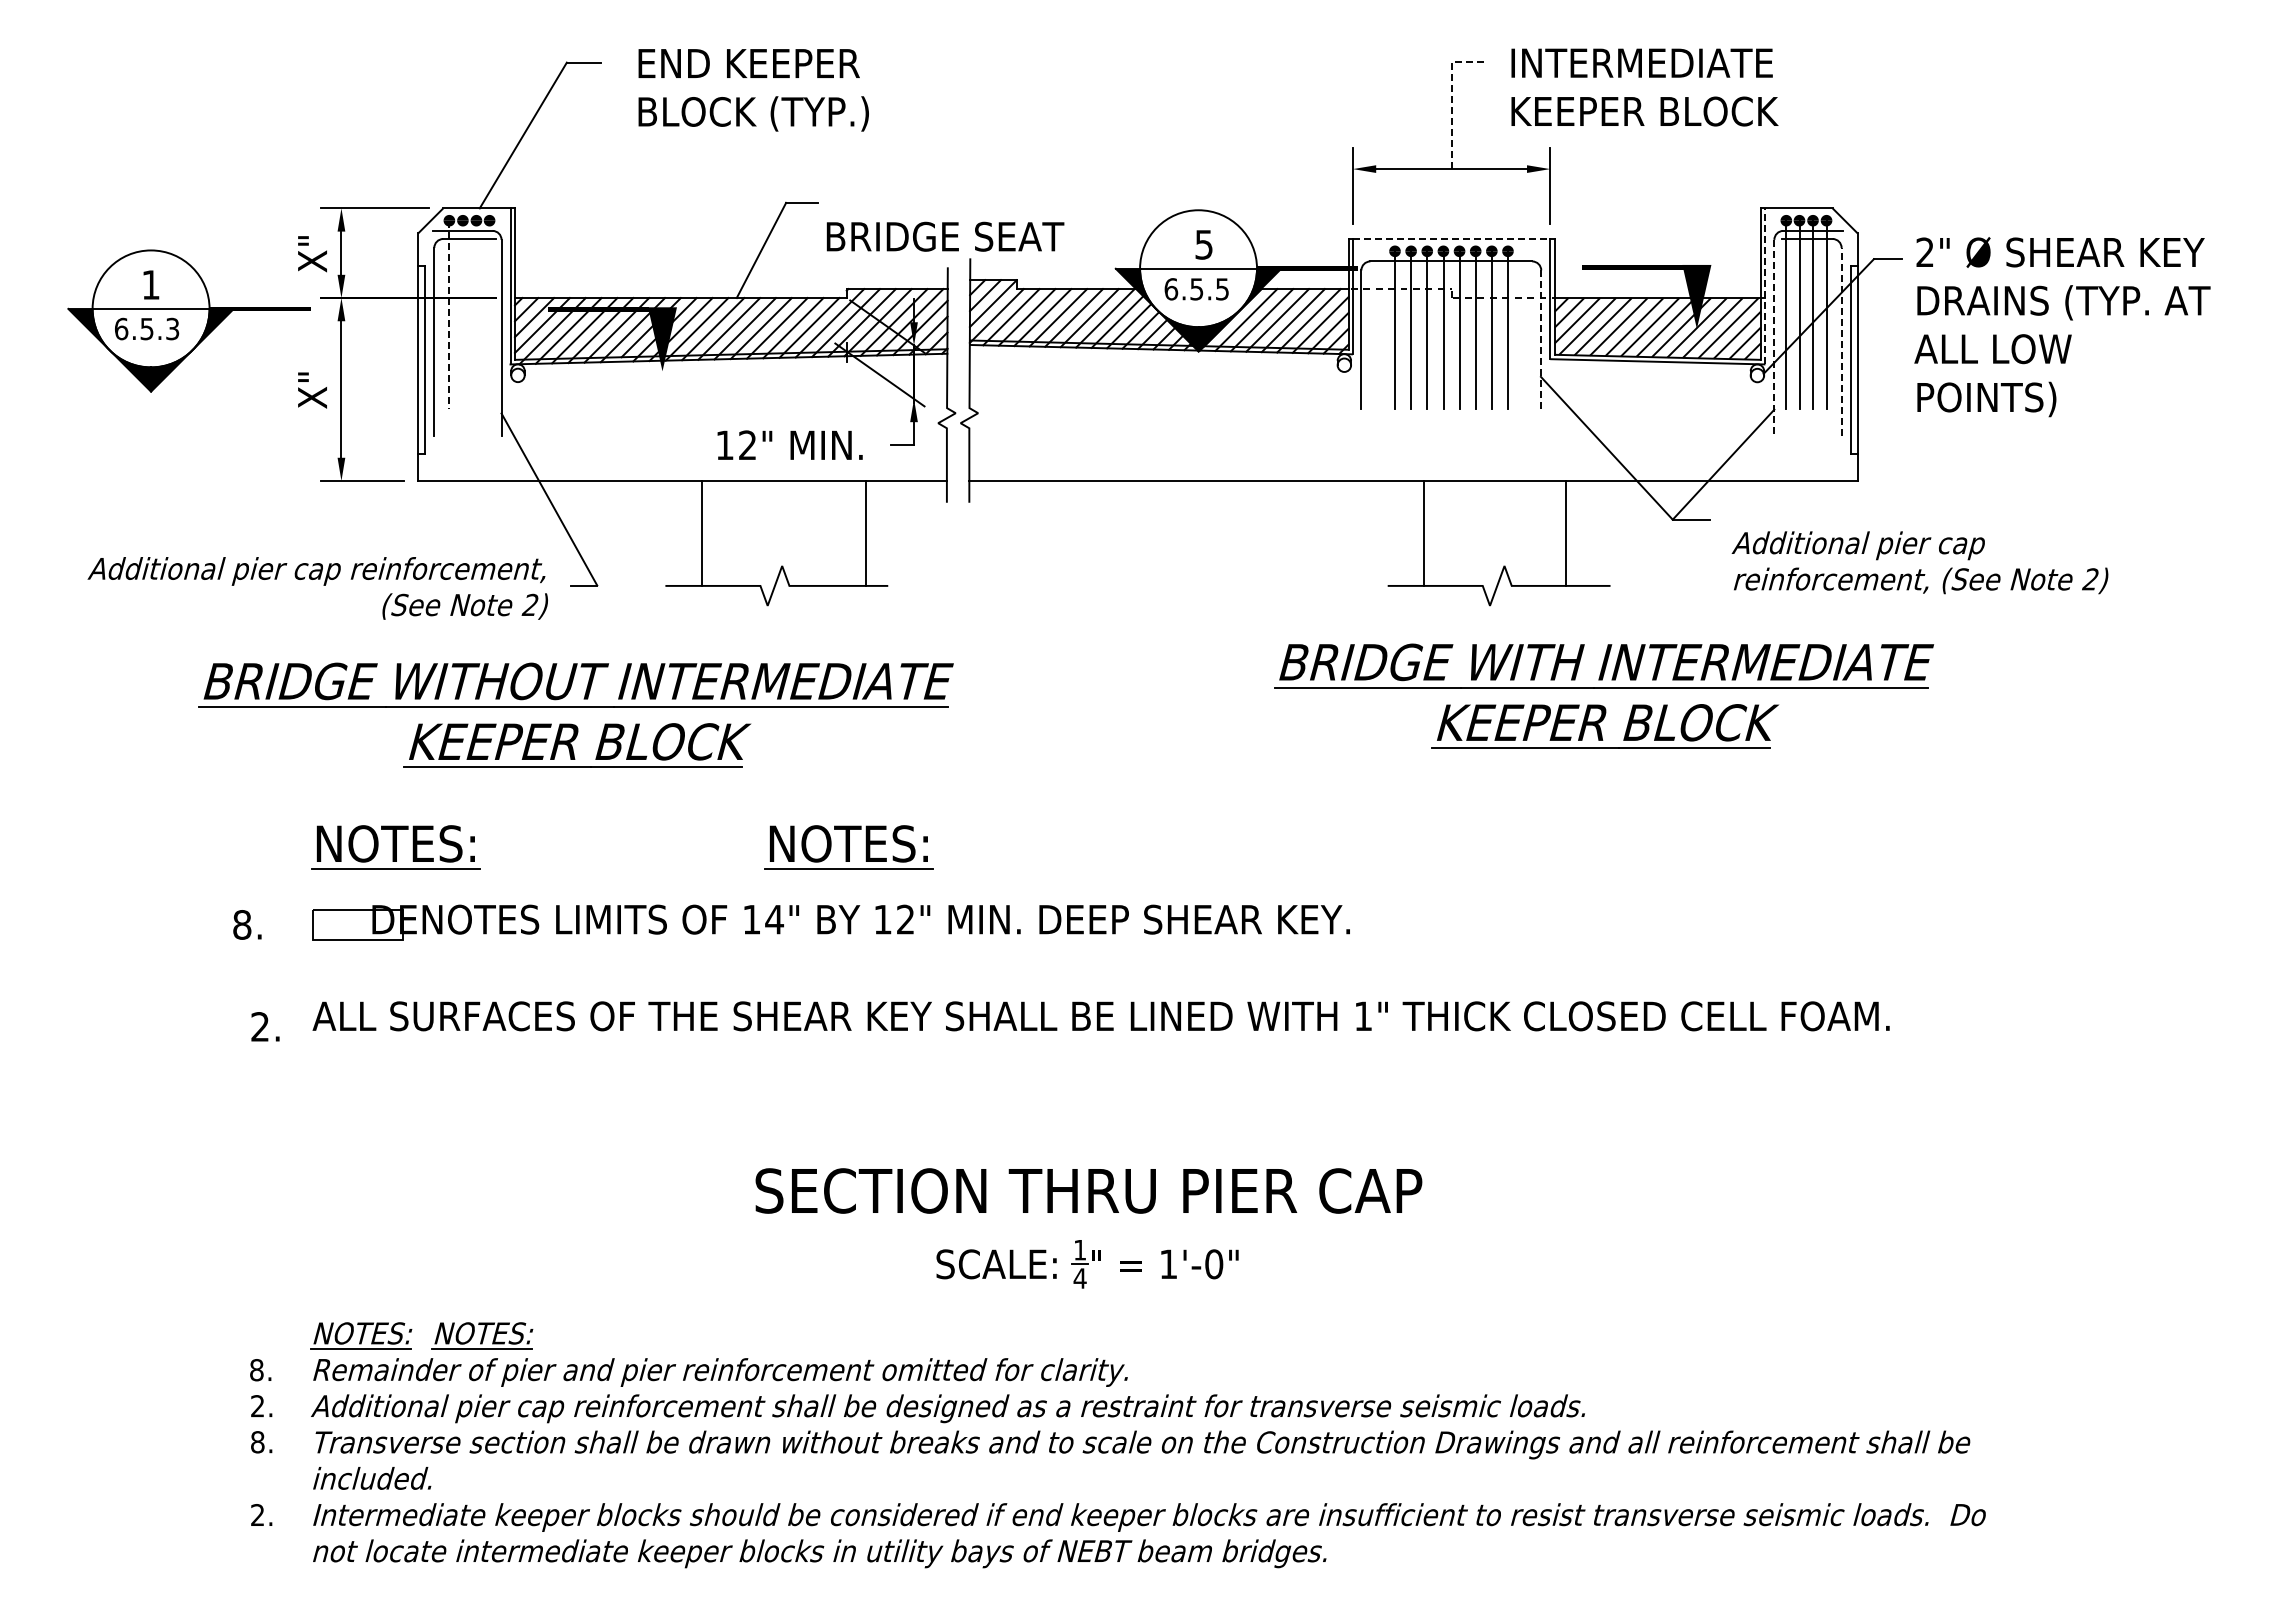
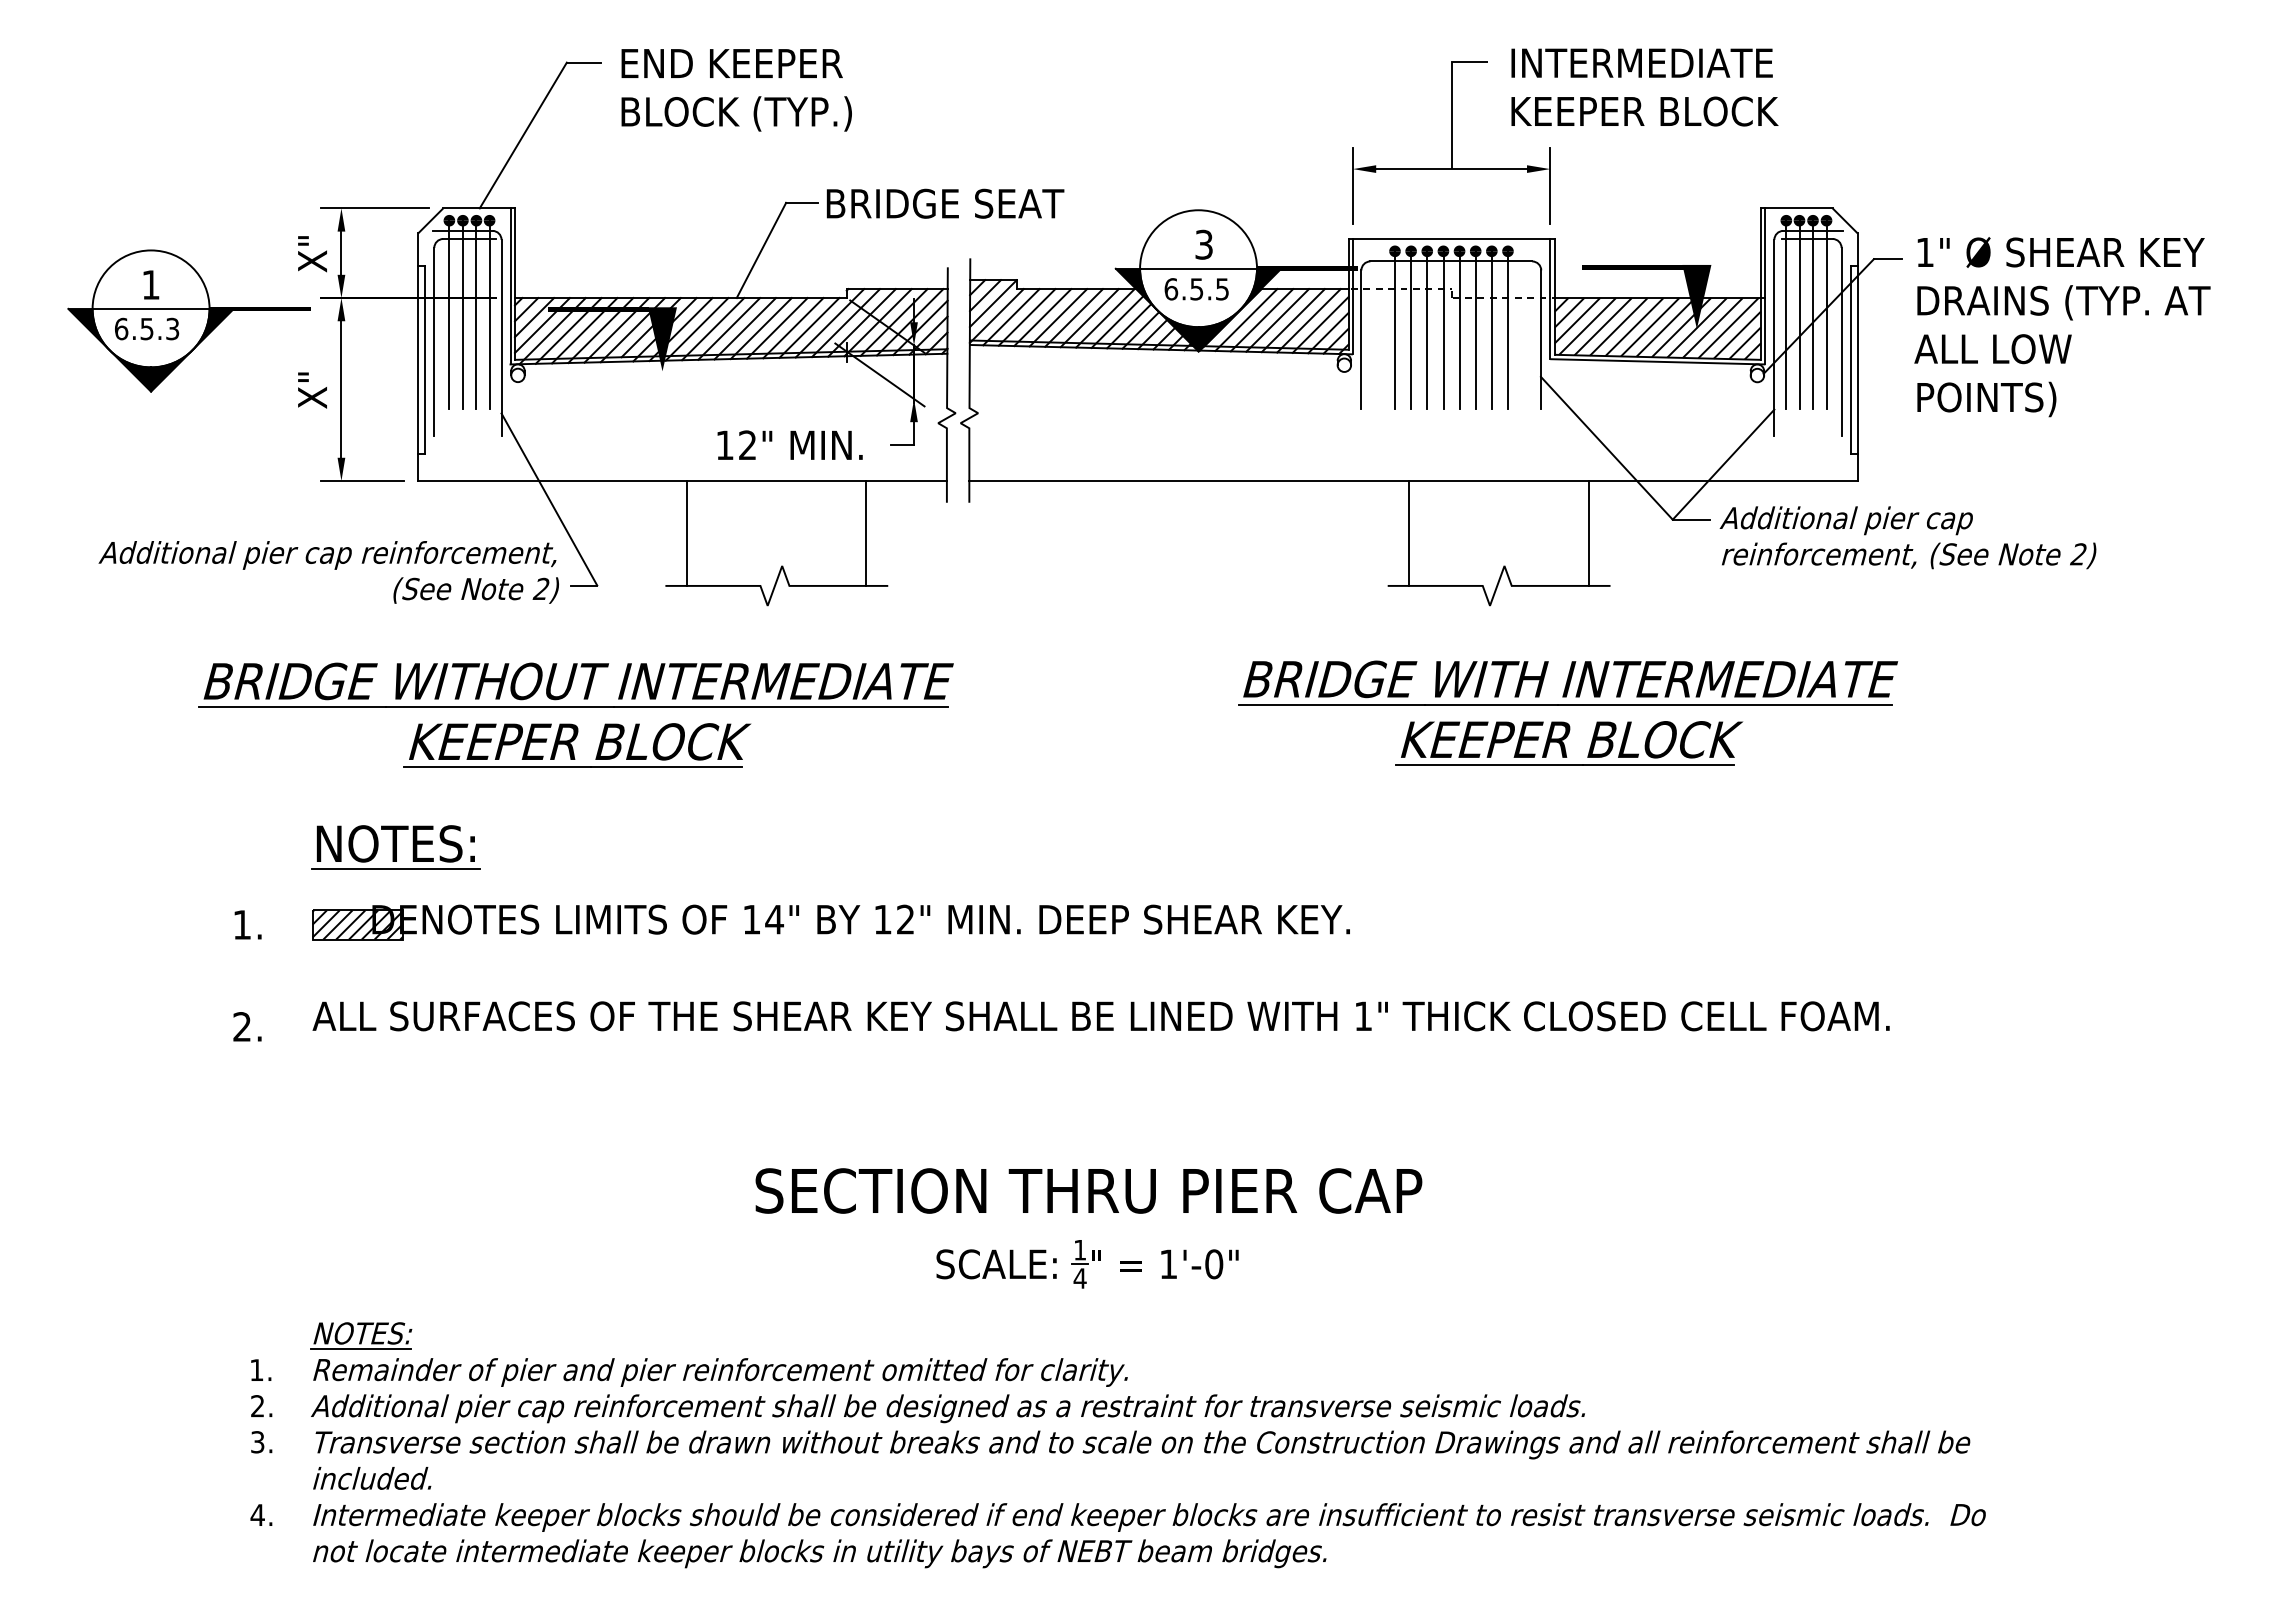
text position: (753, 90) -> (736, 90) (736, 90)
line: dashed -> solid (1451, 96)
text position: (945, 236) -> (945, 203) (945, 203)
line: dashed -> solid (1451, 238)
text: 5 -> 3 (1204, 244)
text: 2" -> 1" (1924, 251)
line: dashed -> solid (1765, 285)
line: none -> present (462, 314)
line: none -> present (476, 314)
line: none -> present (489, 314)
line: dashed -> solid (449, 315)
line: dashed -> solid (1774, 338)
line: dashed -> solid (1541, 339)
line: dashed -> solid (1841, 341)
line position: (702, 533) -> (687, 533) (687, 533)
line position: (1424, 533) -> (1409, 533) (1409, 533)
line position: (1565, 533) -> (1588, 533) (1588, 533)
text position: (1919, 562) -> (1907, 537) (1907, 537)
text position: (317, 588) -> (328, 572) (328, 572)
part position: (1604, 688) -> (1568, 705) (1568, 705)
part: present -> none (848, 847)
text: 8. -> 1. (242, 924)
hatch: none -> present (357, 924)
text position: (265, 1026) -> (247, 1026) (247, 1026)
part: present -> none (482, 1335)
text: 8. -> 1. (256, 1370)
text: 8. -> 3. (257, 1442)
text: 2. -> 4. (257, 1514)
